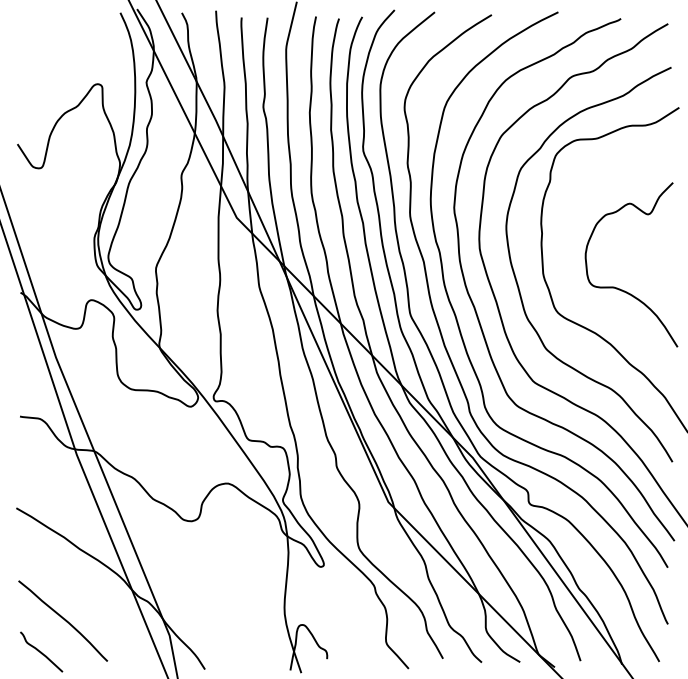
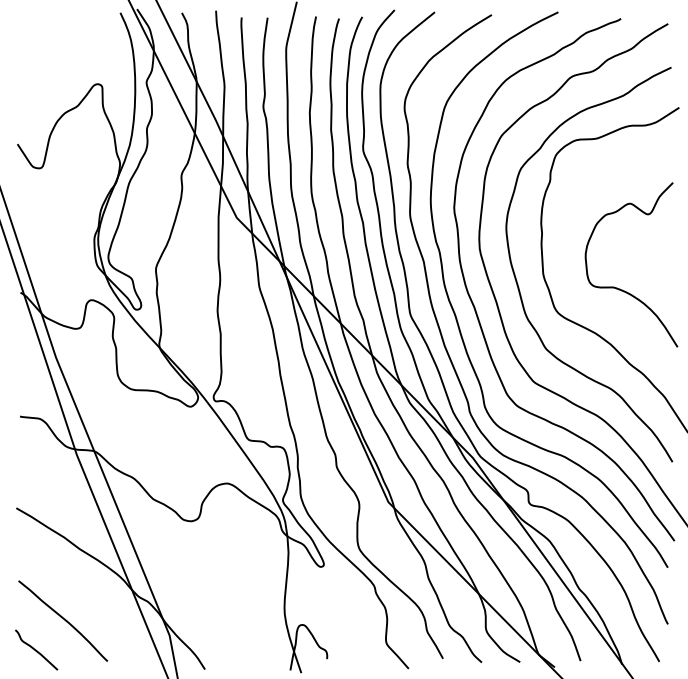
curve position: (41, 651) -> (36, 649) (36, 649)
